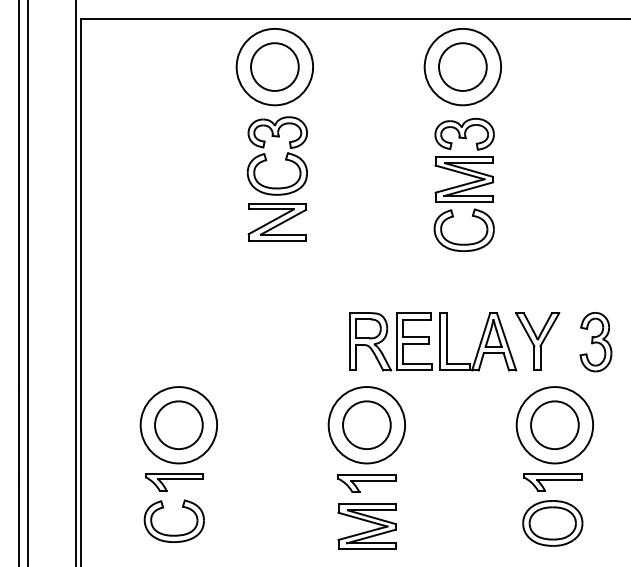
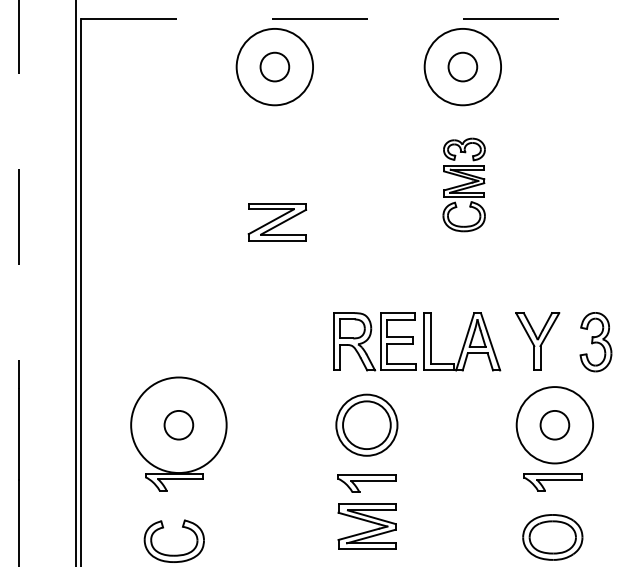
line: solid -> dashed (355, 19)
circle diameter: 48 px -> 29 px (274, 66)
circle diameter: 48 px -> 29 px (462, 66)
part: present -> none (285, 157)
part size: 62x134 px -> 44x96 px (463, 184)
line: solid -> dashed (18, 195)
line: present -> none (28, 282)
part position: (433, 341) -> (417, 341) (417, 341)
circle diameter: 48 px -> 29 px (178, 424)
circle diameter: 76 px -> 96 px (178, 425)
circle diameter: 76 px -> 61 px (366, 424)
circle diameter: 48 px -> 29 px (554, 424)
part position: (552, 523) -> (552, 537) (552, 537)
part position: (173, 534) -> (173, 554) (173, 554)
